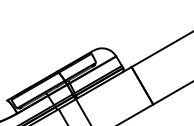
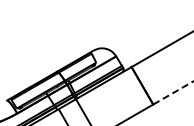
line: solid -> dashed (173, 93)
